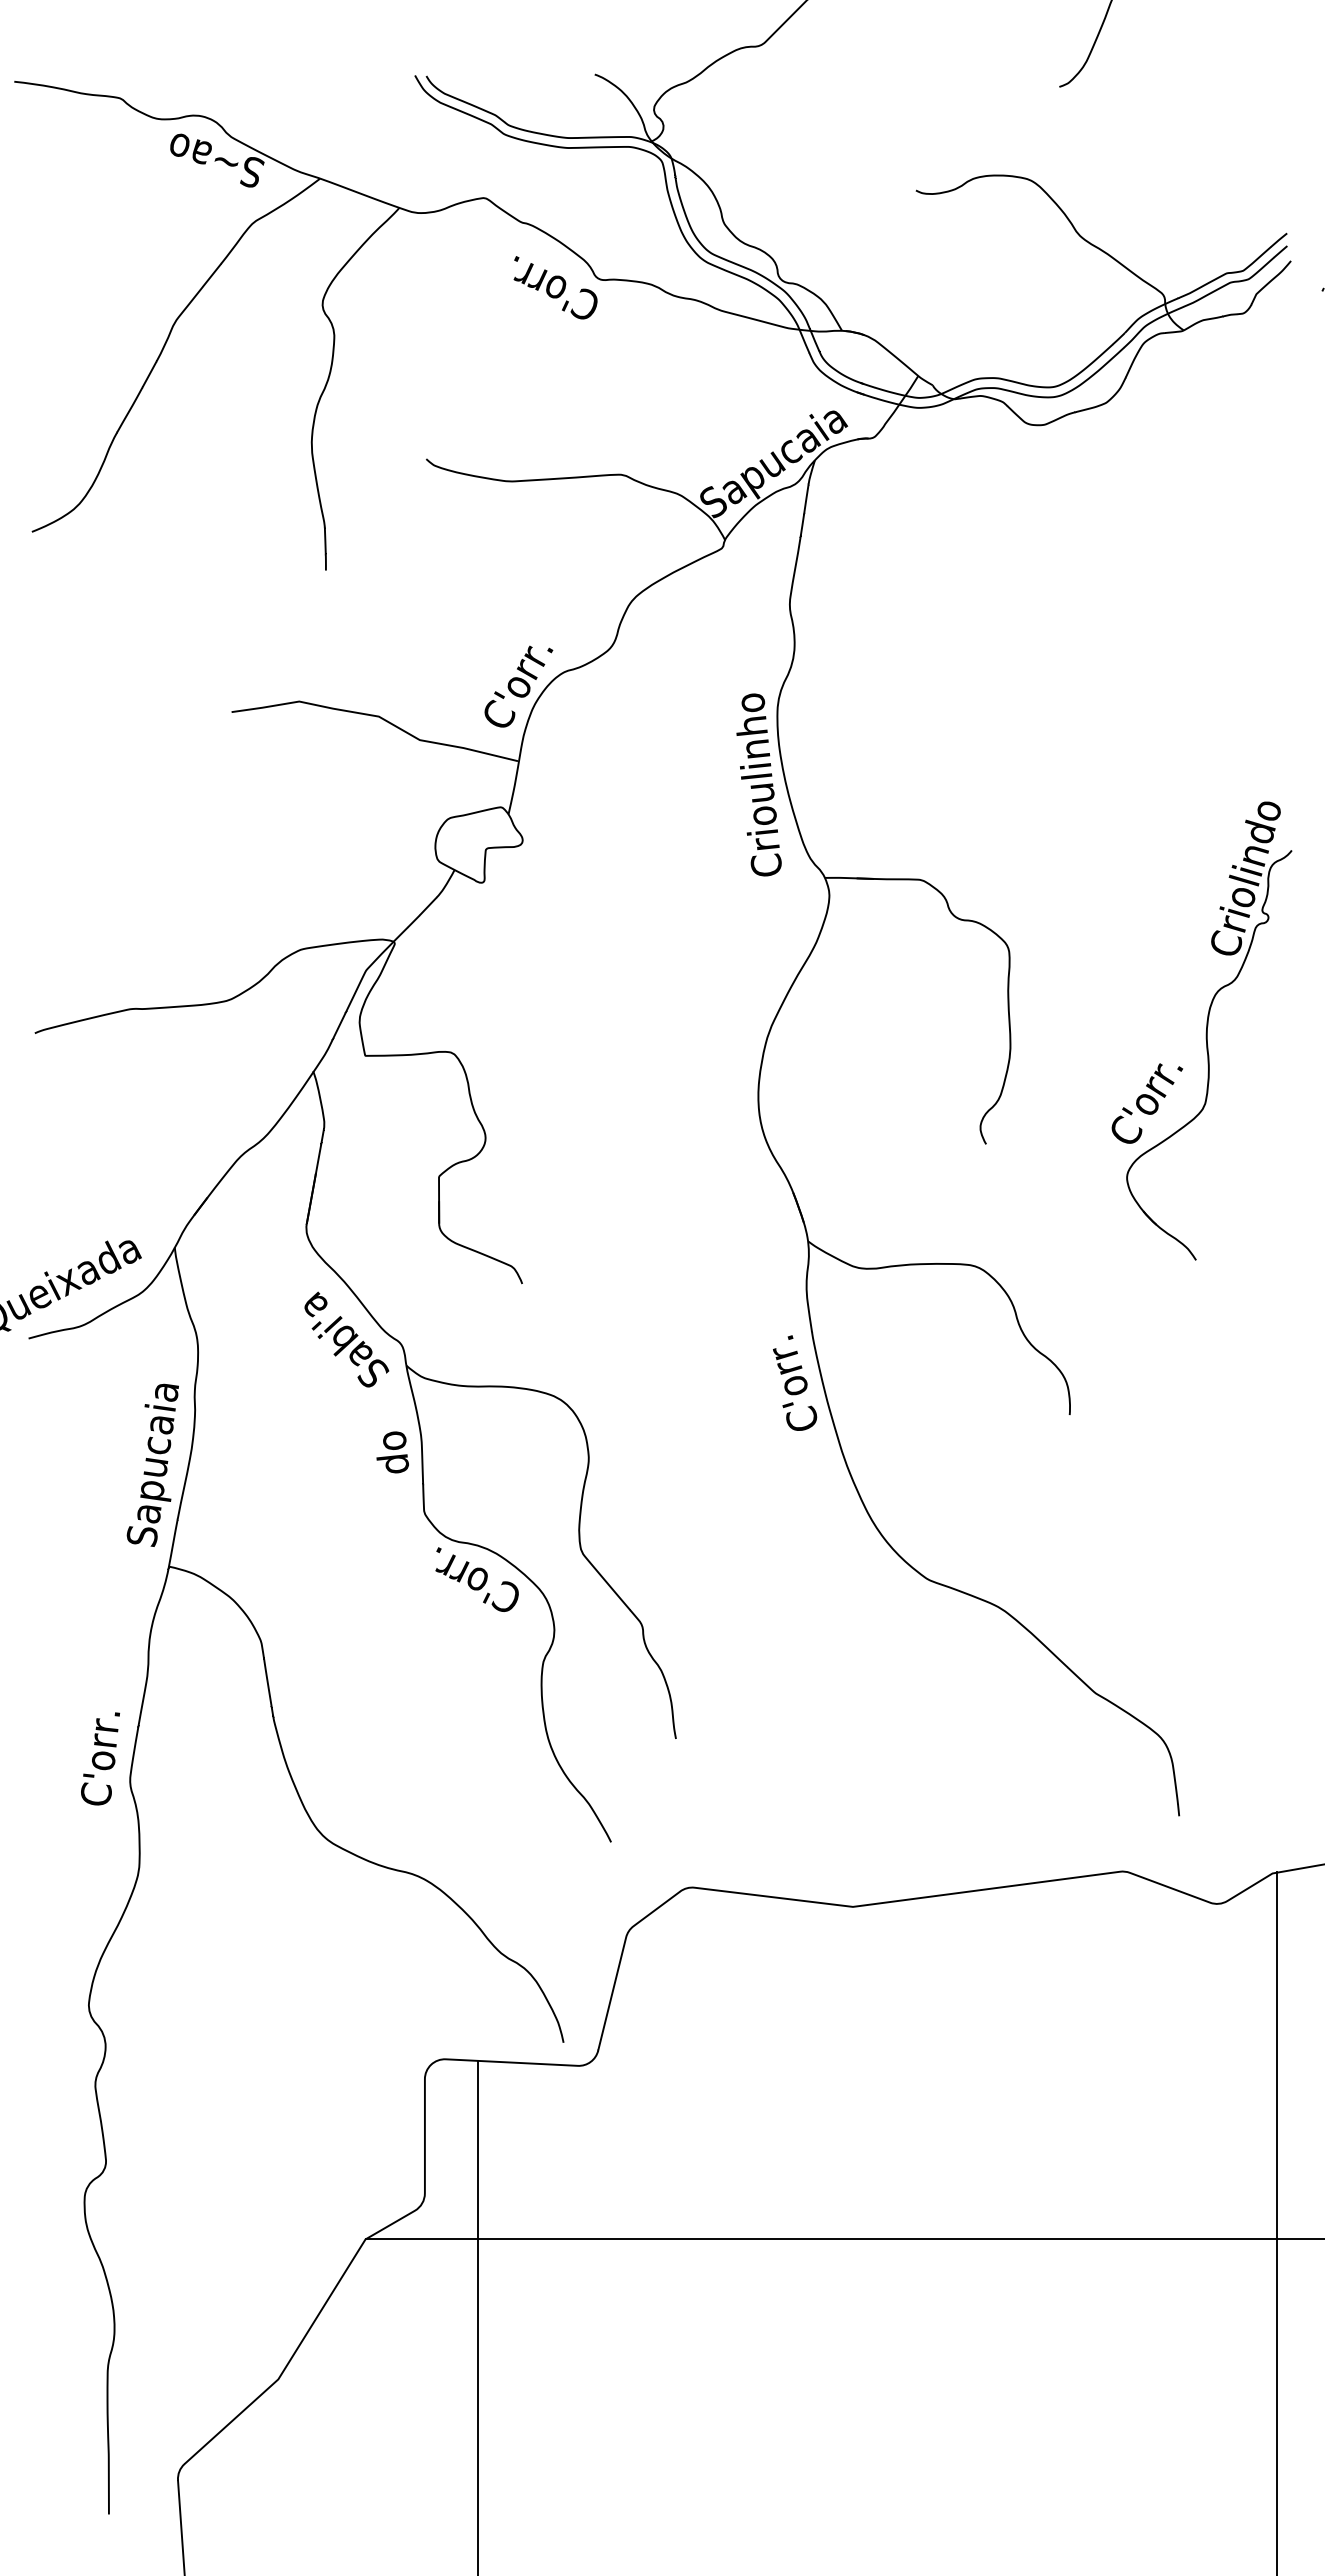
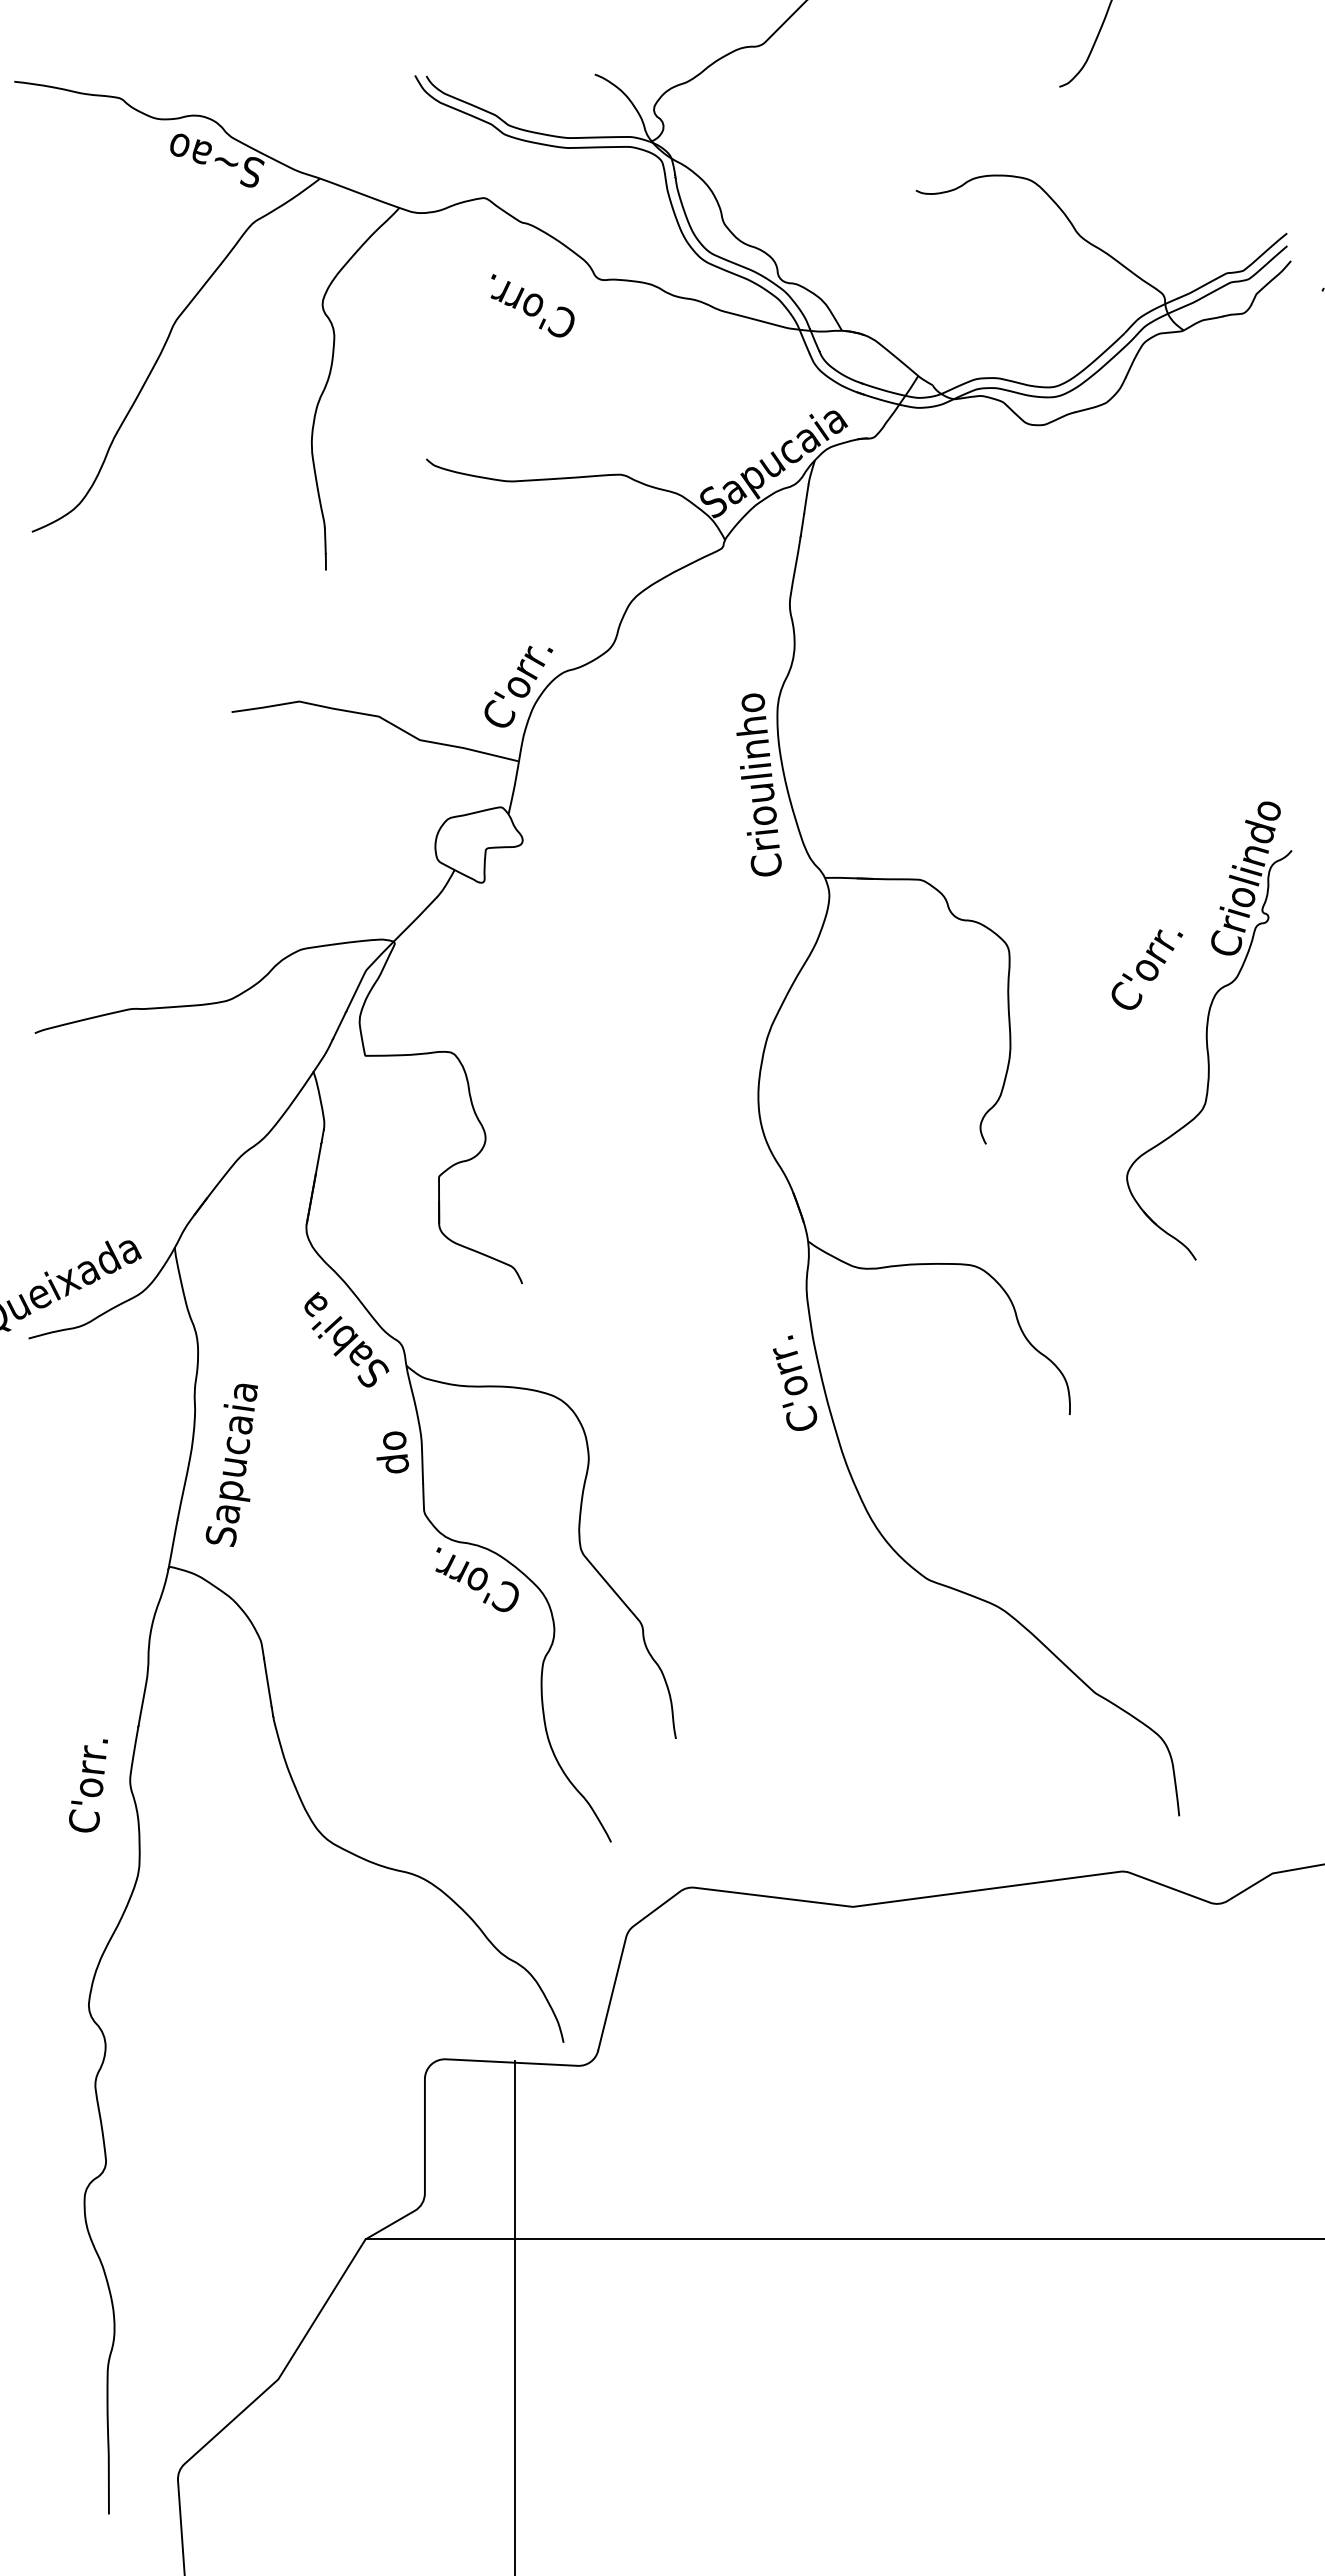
text position: (555, 287) -> (532, 305) (532, 305)
text position: (1147, 1103) -> (1147, 969) (1147, 969)
text position: (152, 1464) -> (231, 1464) (231, 1464)
text position: (100, 1758) -> (88, 1785) (88, 1785)
line: present -> none (1277, 2222)
line position: (477, 2316) -> (514, 2316) (514, 2316)
